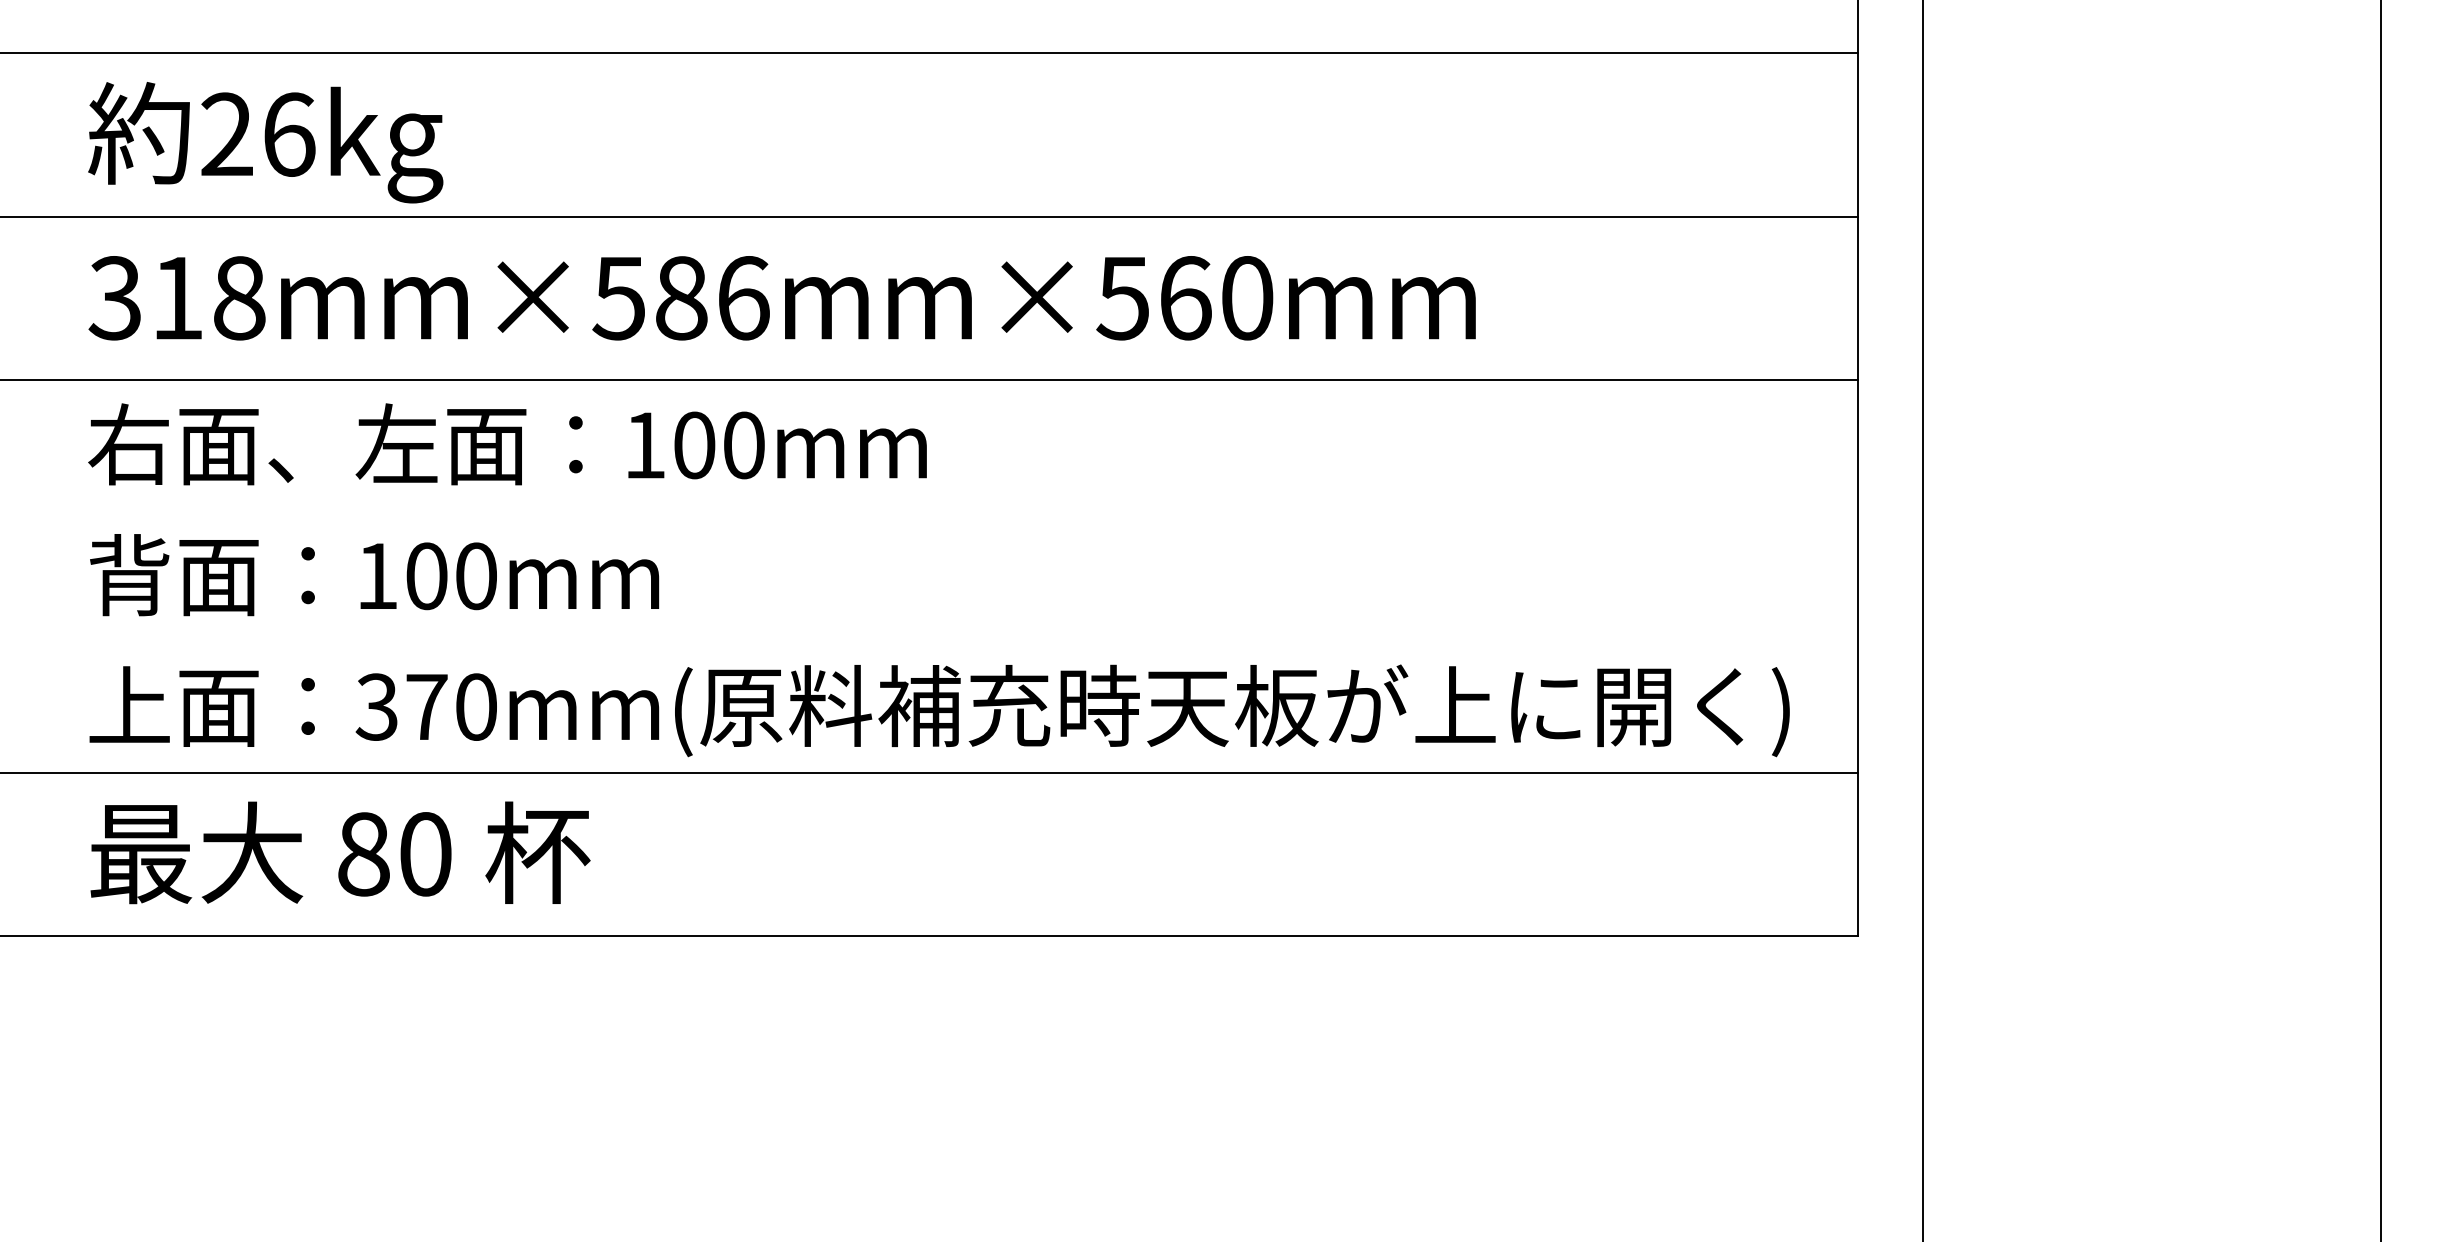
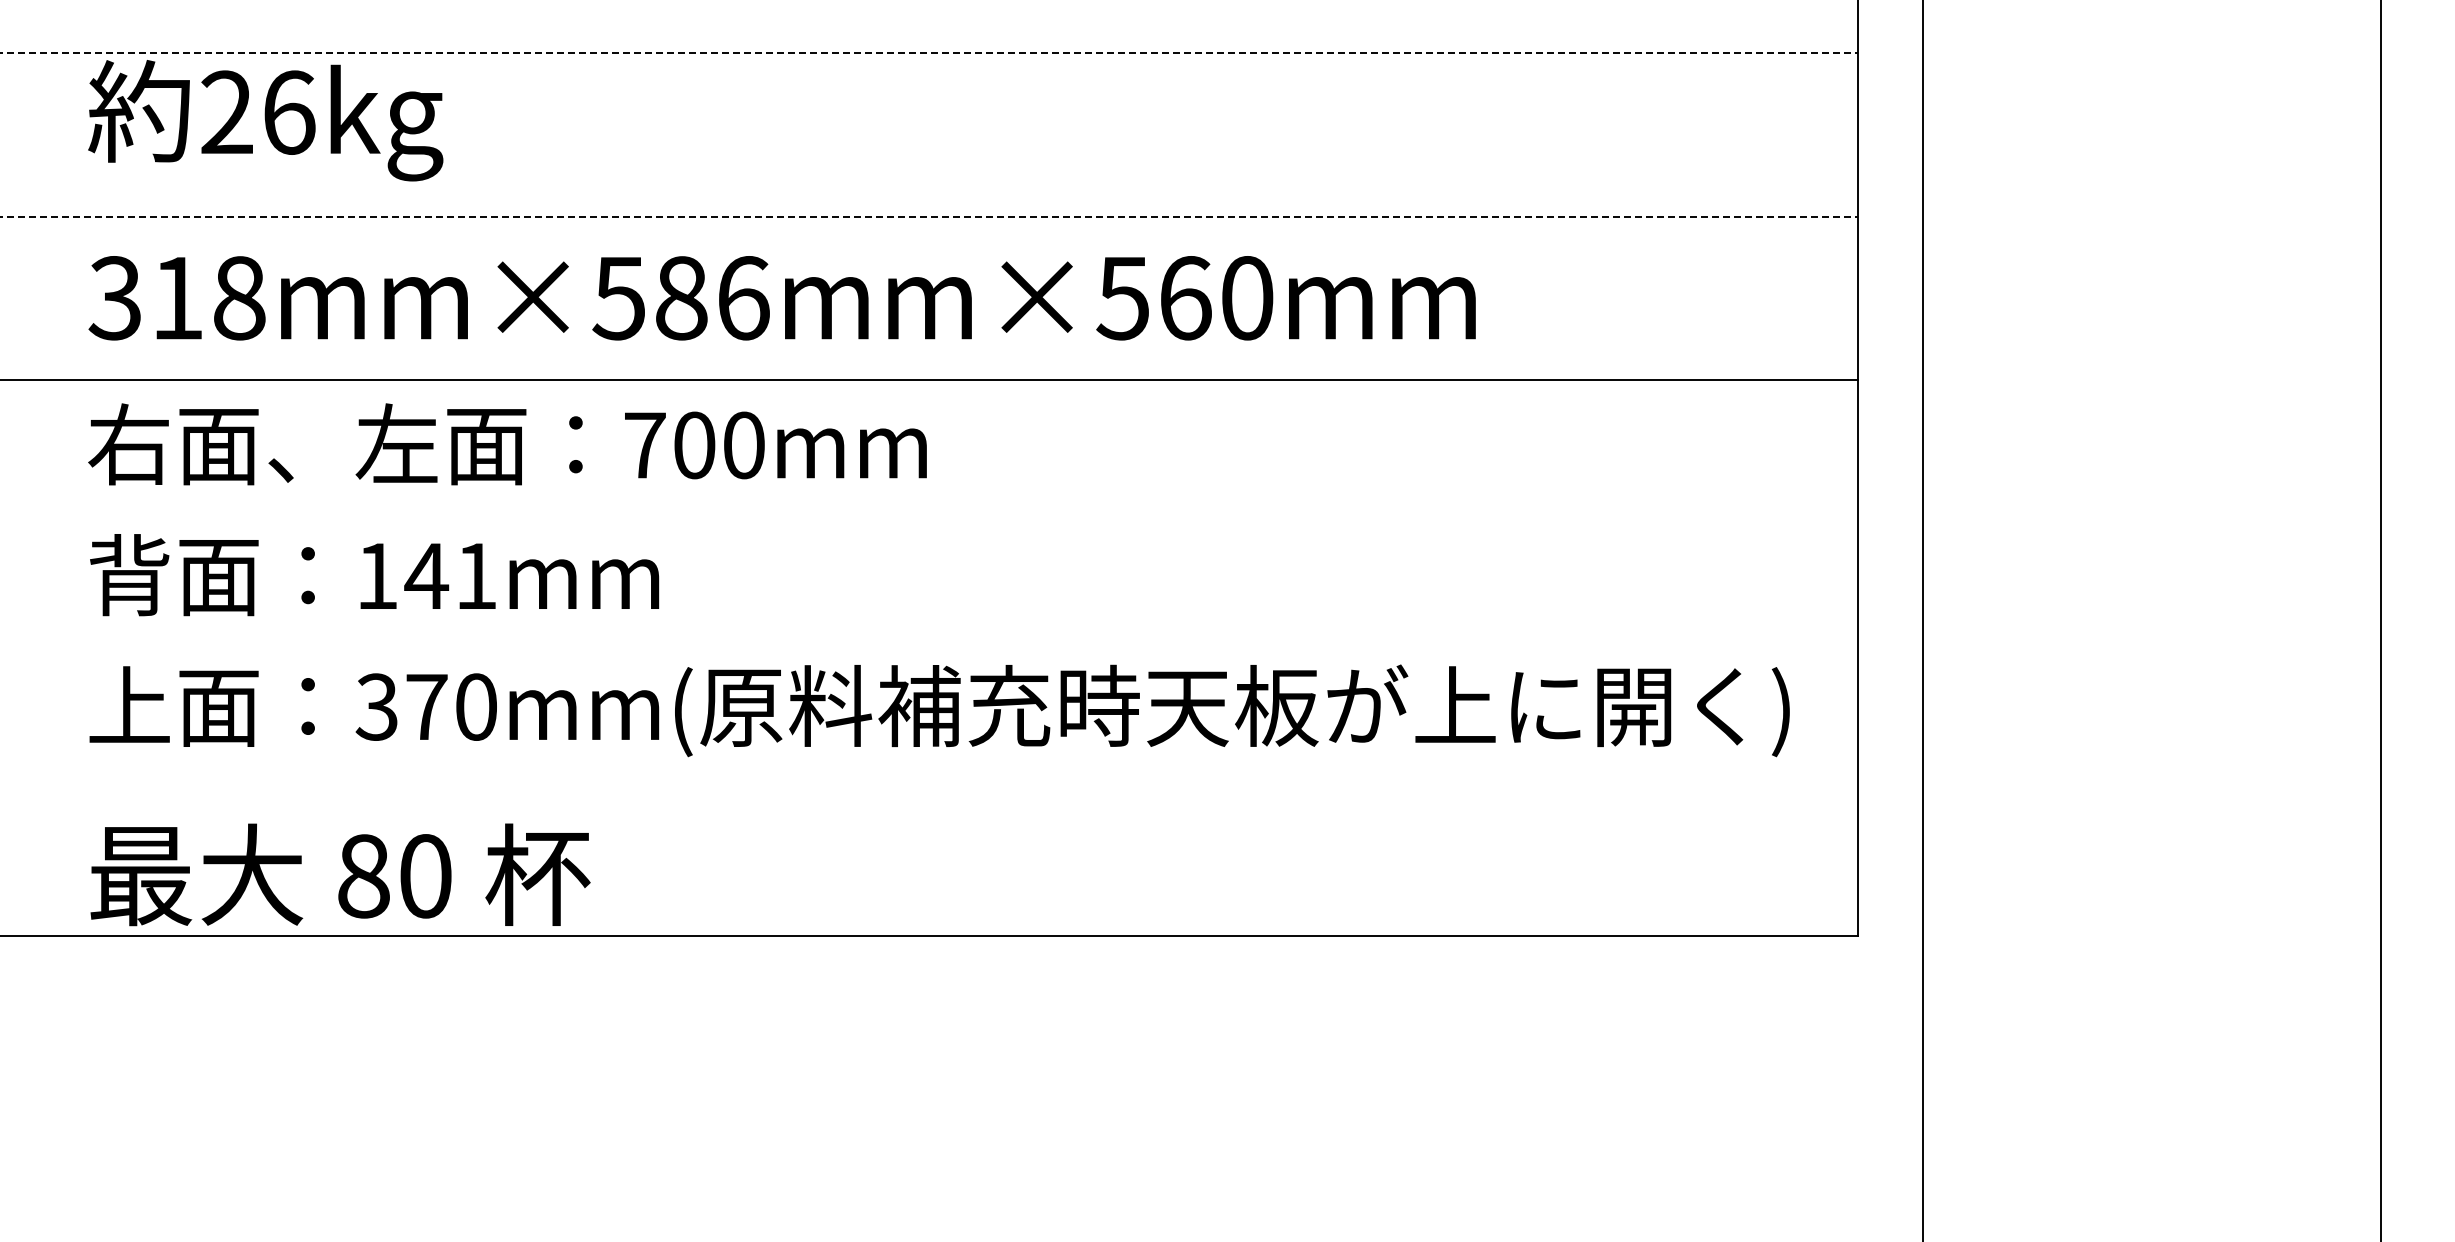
line: solid -> dashed (929, 52)
text position: (265, 142) -> (265, 120) (265, 120)
line: solid -> dashed (929, 216)
text: 100mm -> 700mm (645, 445)
text: 100mm -> 141mm (450, 576)
line: present -> none (929, 772)
text position: (340, 852) -> (340, 874) (340, 874)
